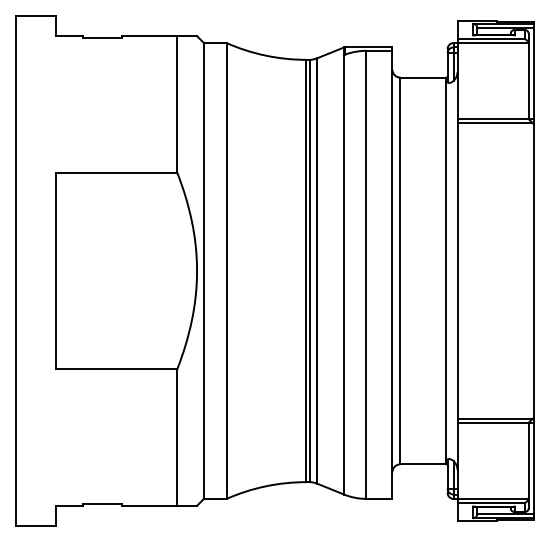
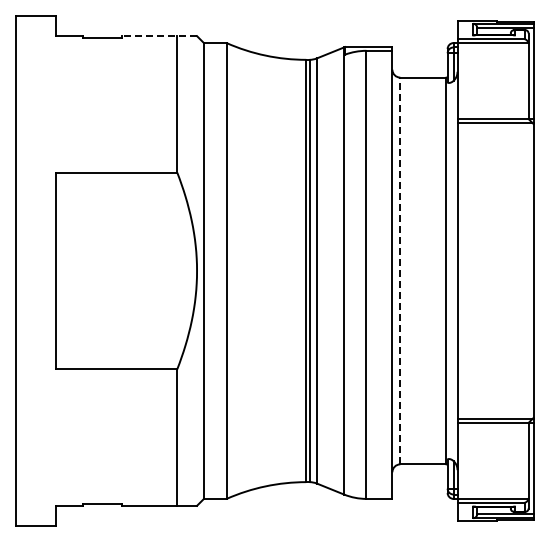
line: solid -> dashed (159, 36)
line: solid -> dashed (400, 270)
